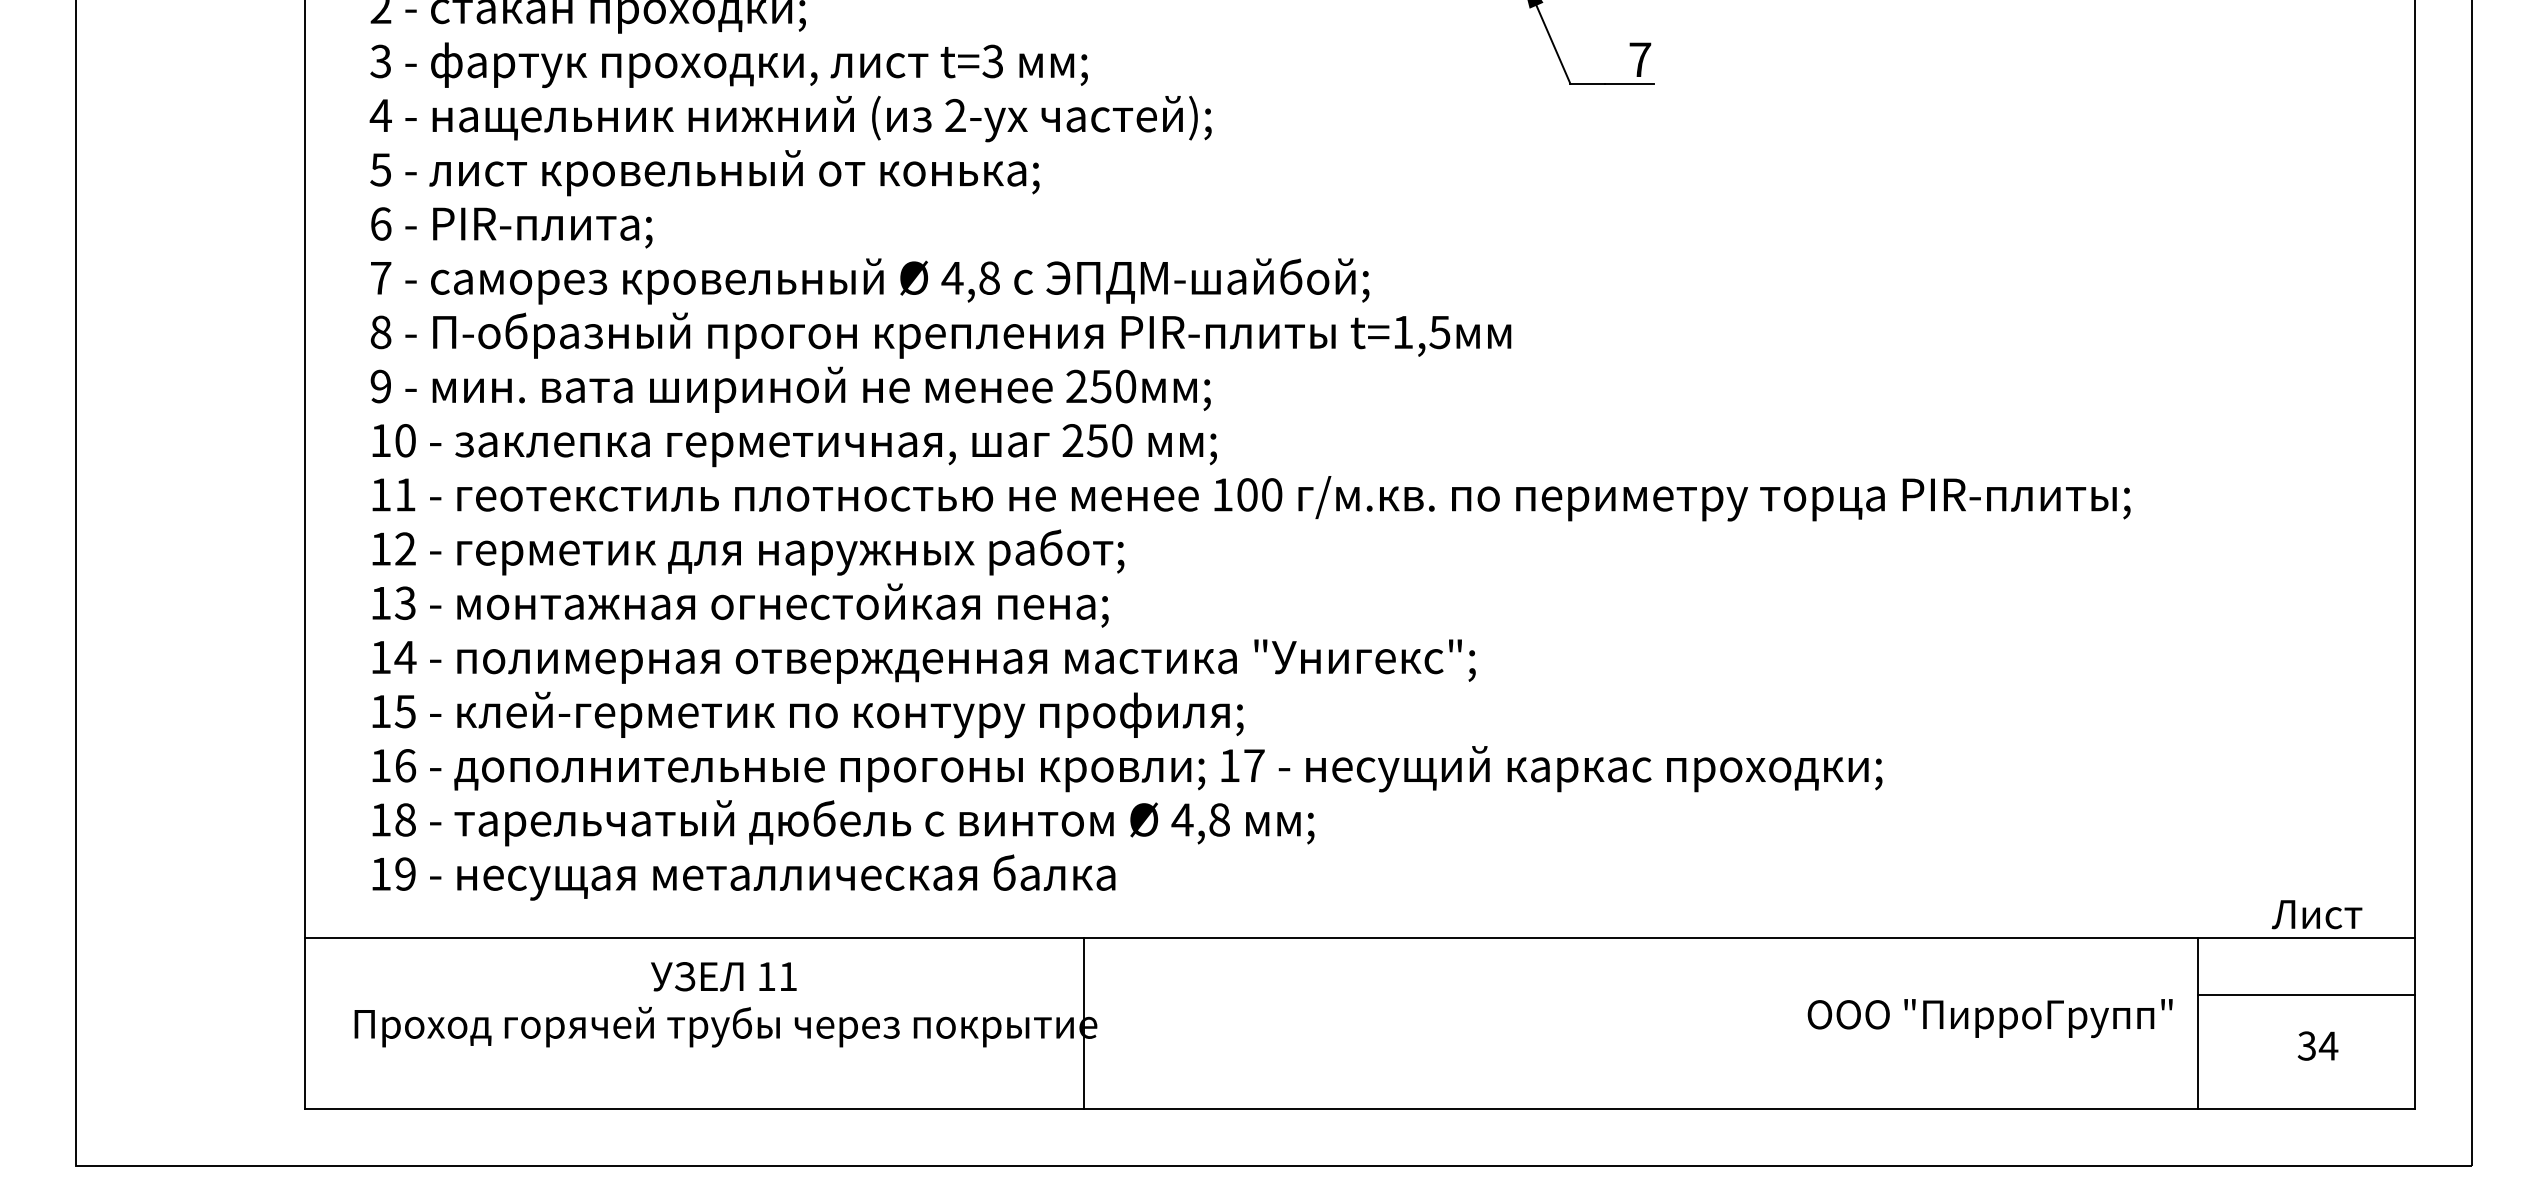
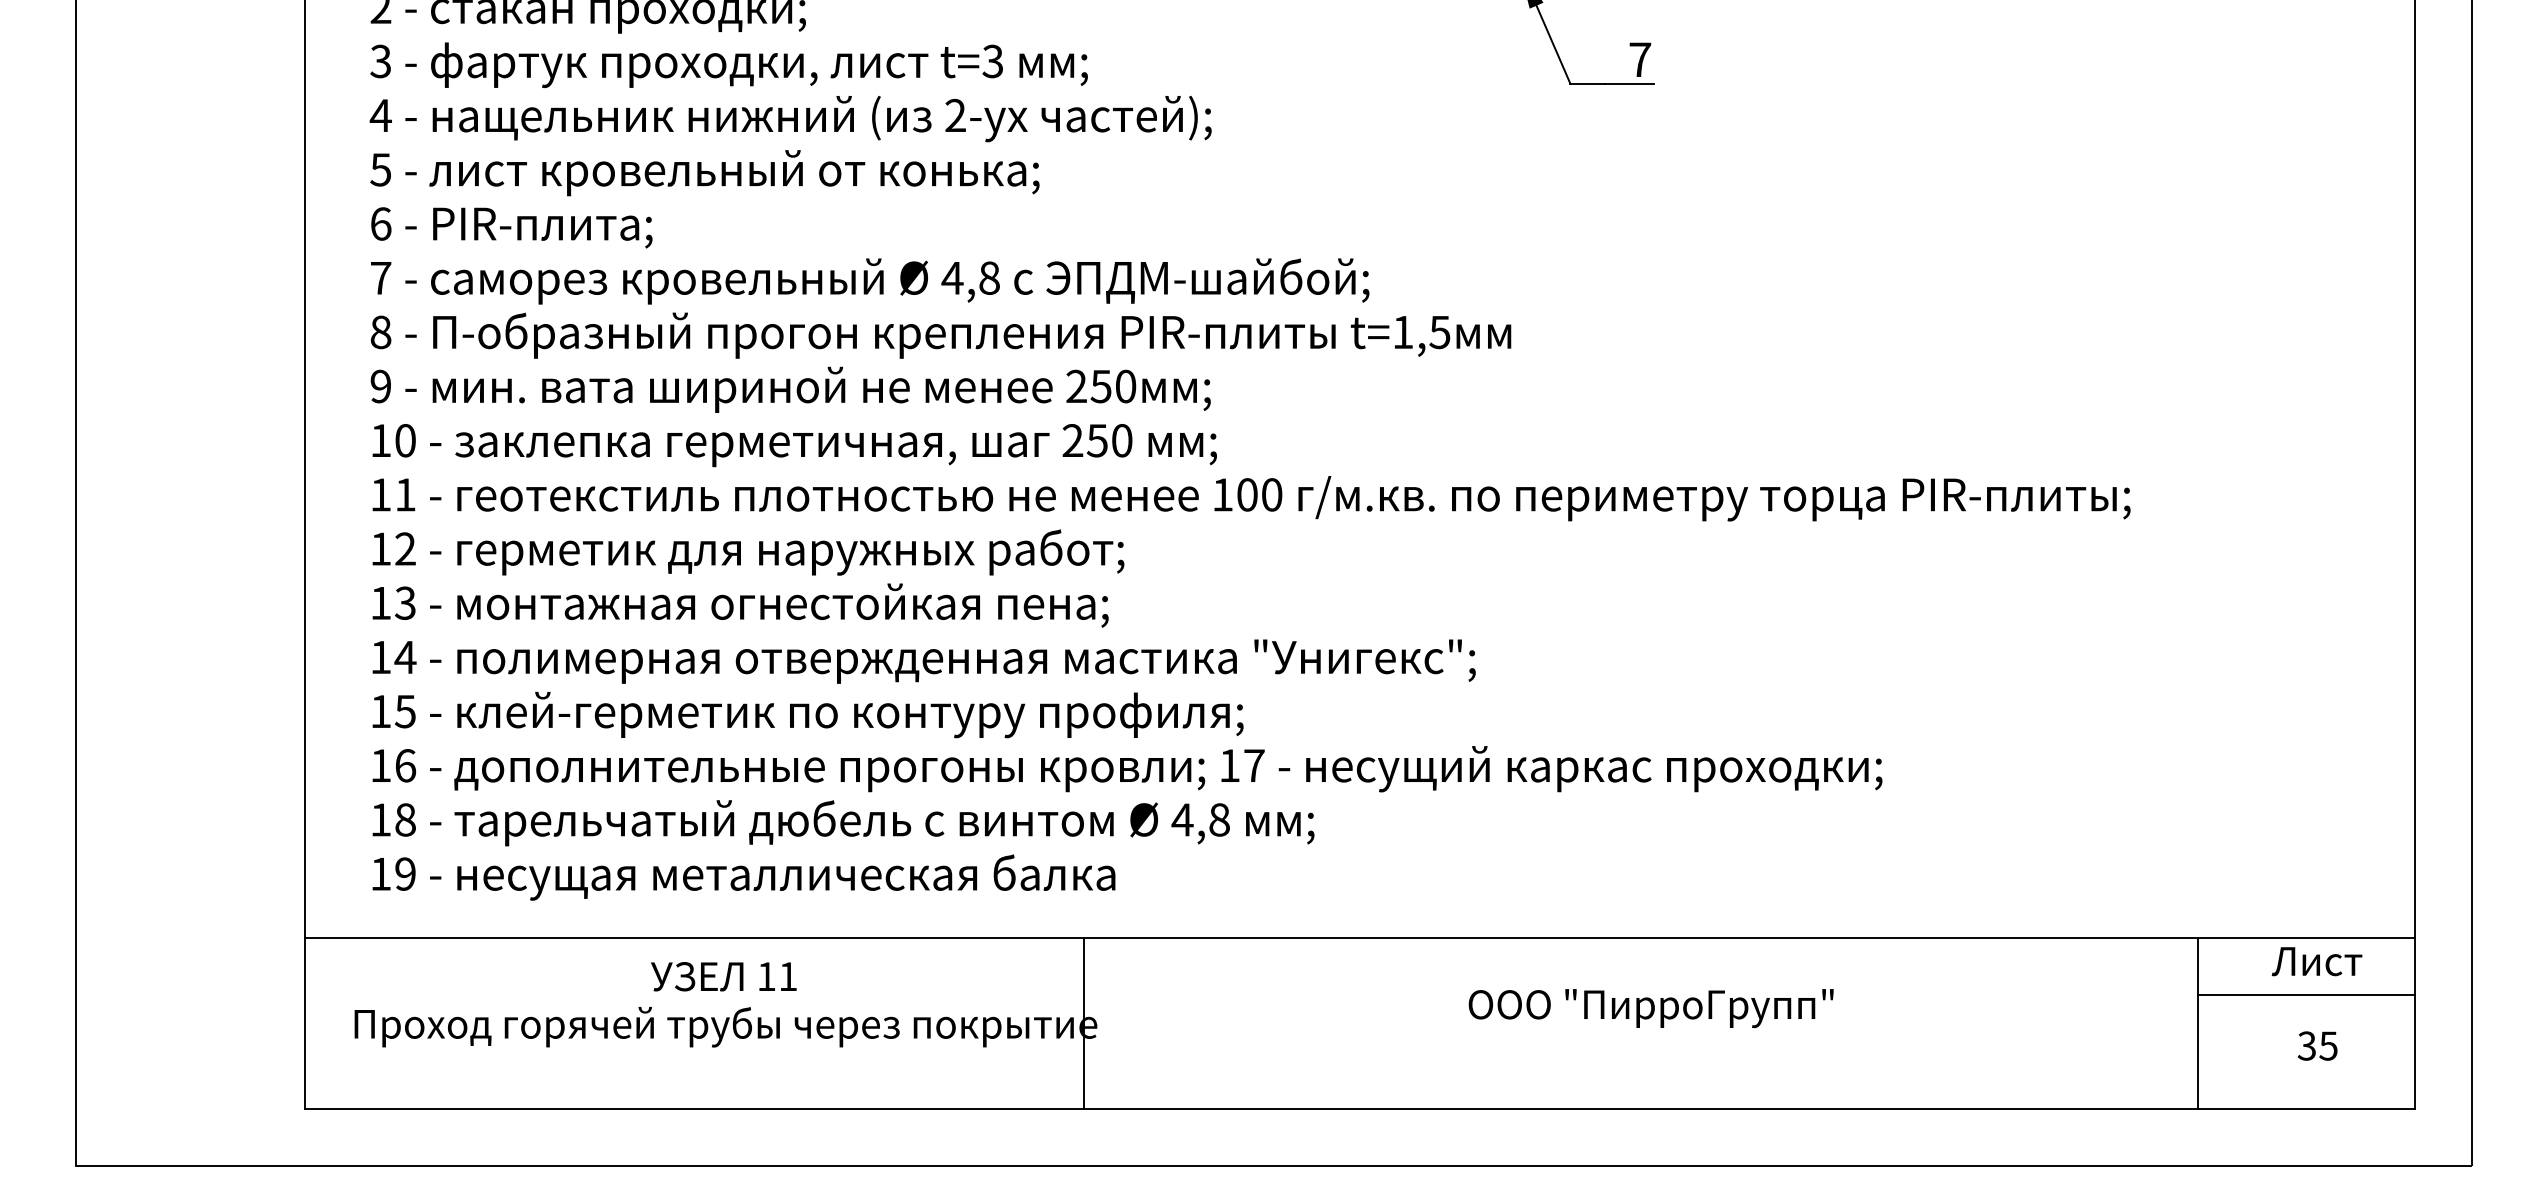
text position: (2316, 914) -> (2316, 961) (2316, 961)
text position: (1989, 1018) -> (1650, 1008) (1650, 1008)
text: 34 -> 35 (2328, 1045)
